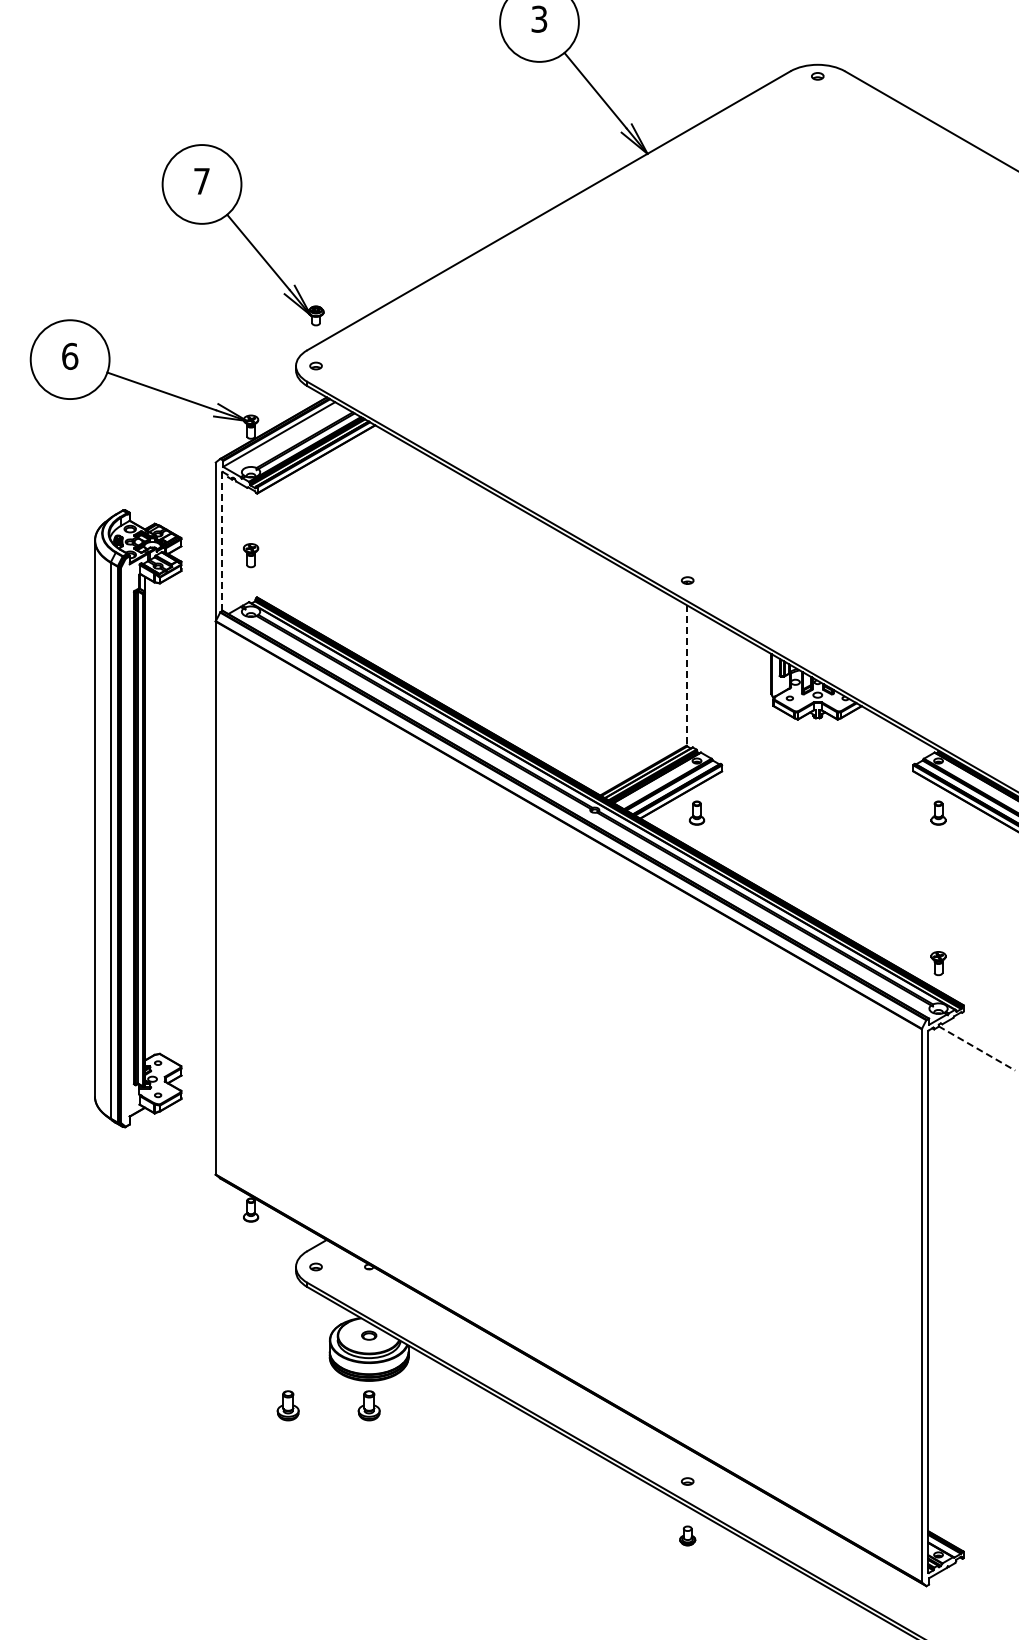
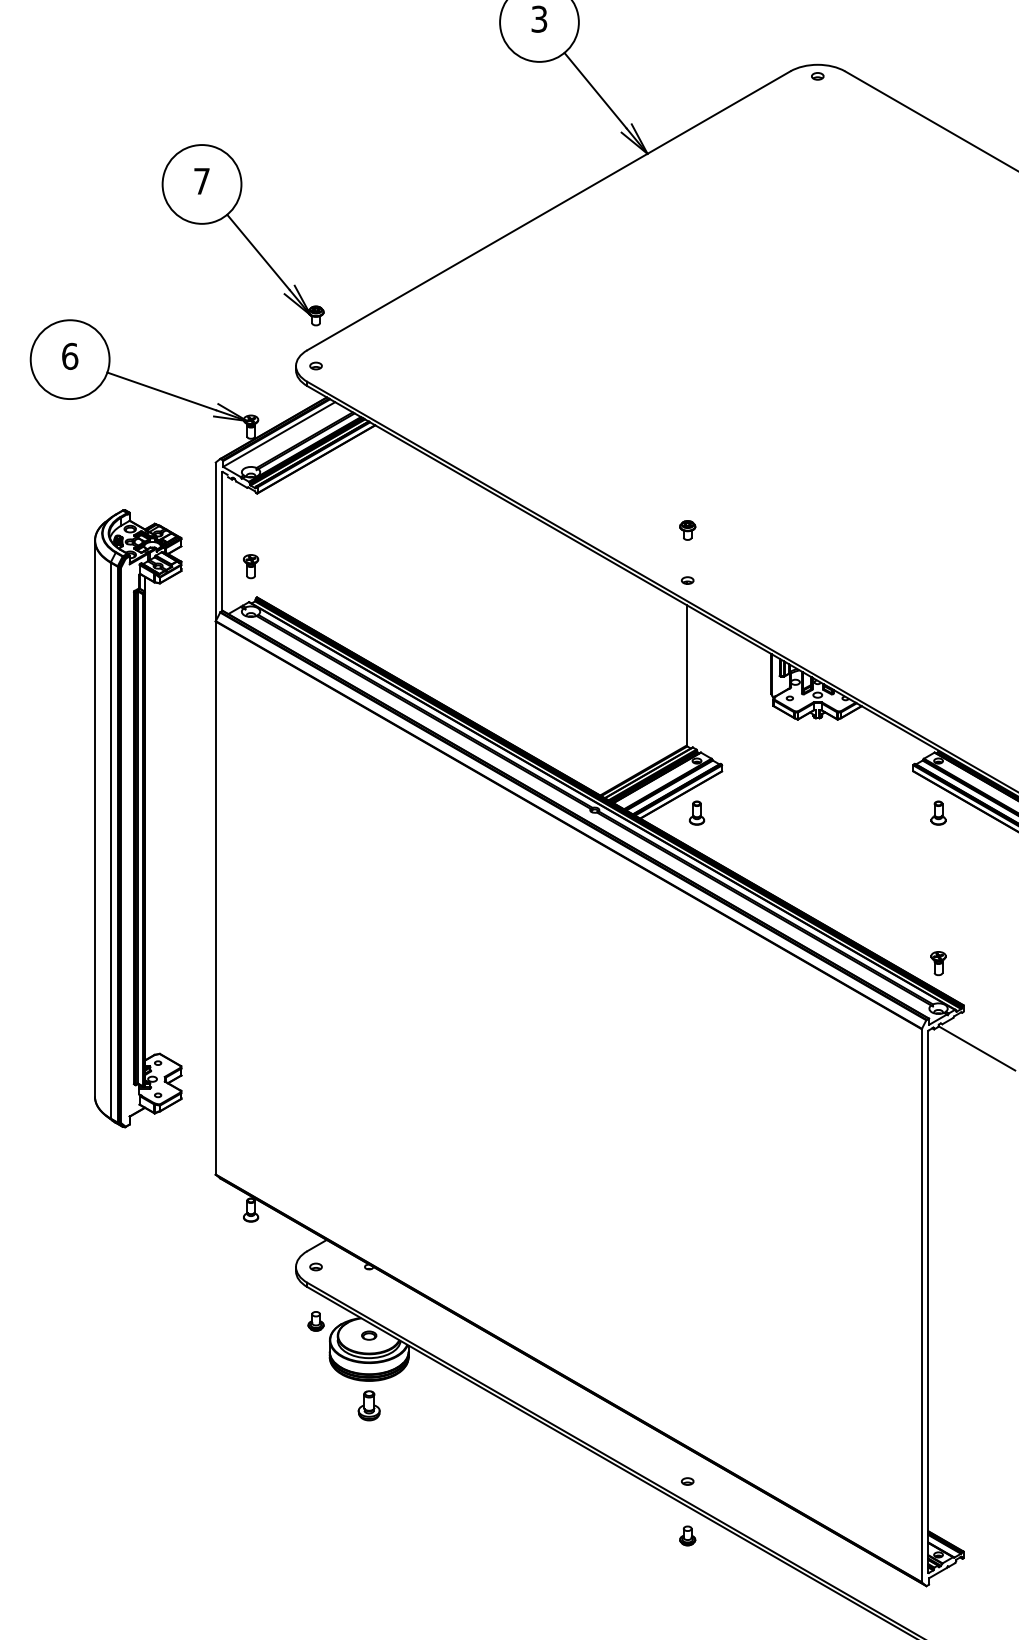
part: none -> present (687, 530)
line: dashed -> solid (222, 541)
part position: (251, 555) -> (251, 566) (251, 566)
line: dashed -> solid (686, 675)
line: dashed -> solid (977, 1048)
part: none -> present (315, 1321)
part: present -> none (287, 1405)
